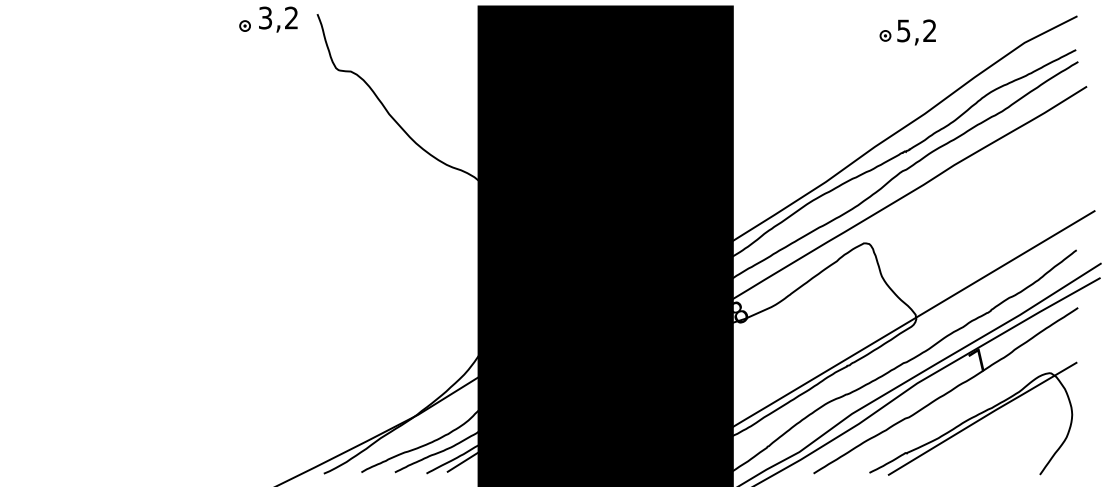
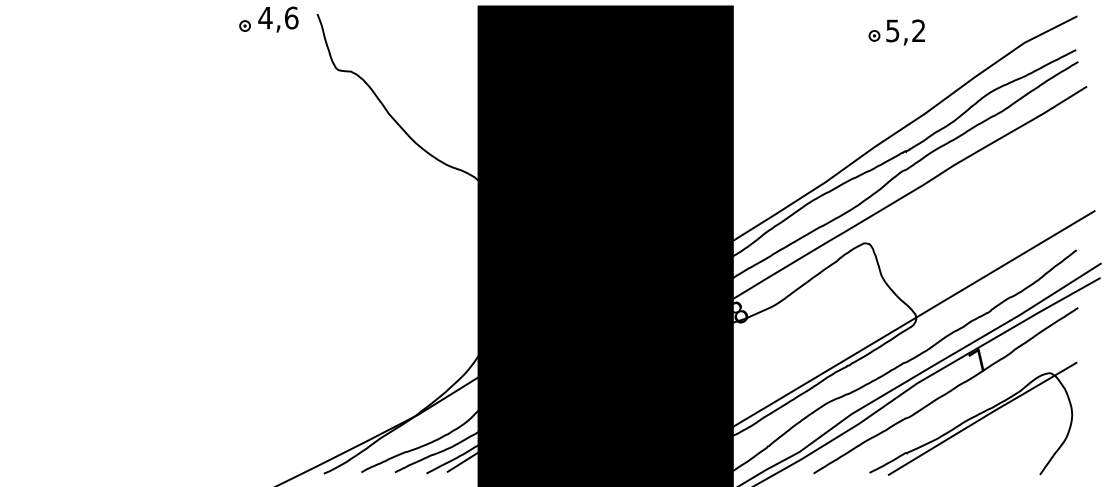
text: 3,2 -> 4,6 (278, 17)
part position: (907, 32) -> (896, 32) (896, 32)
